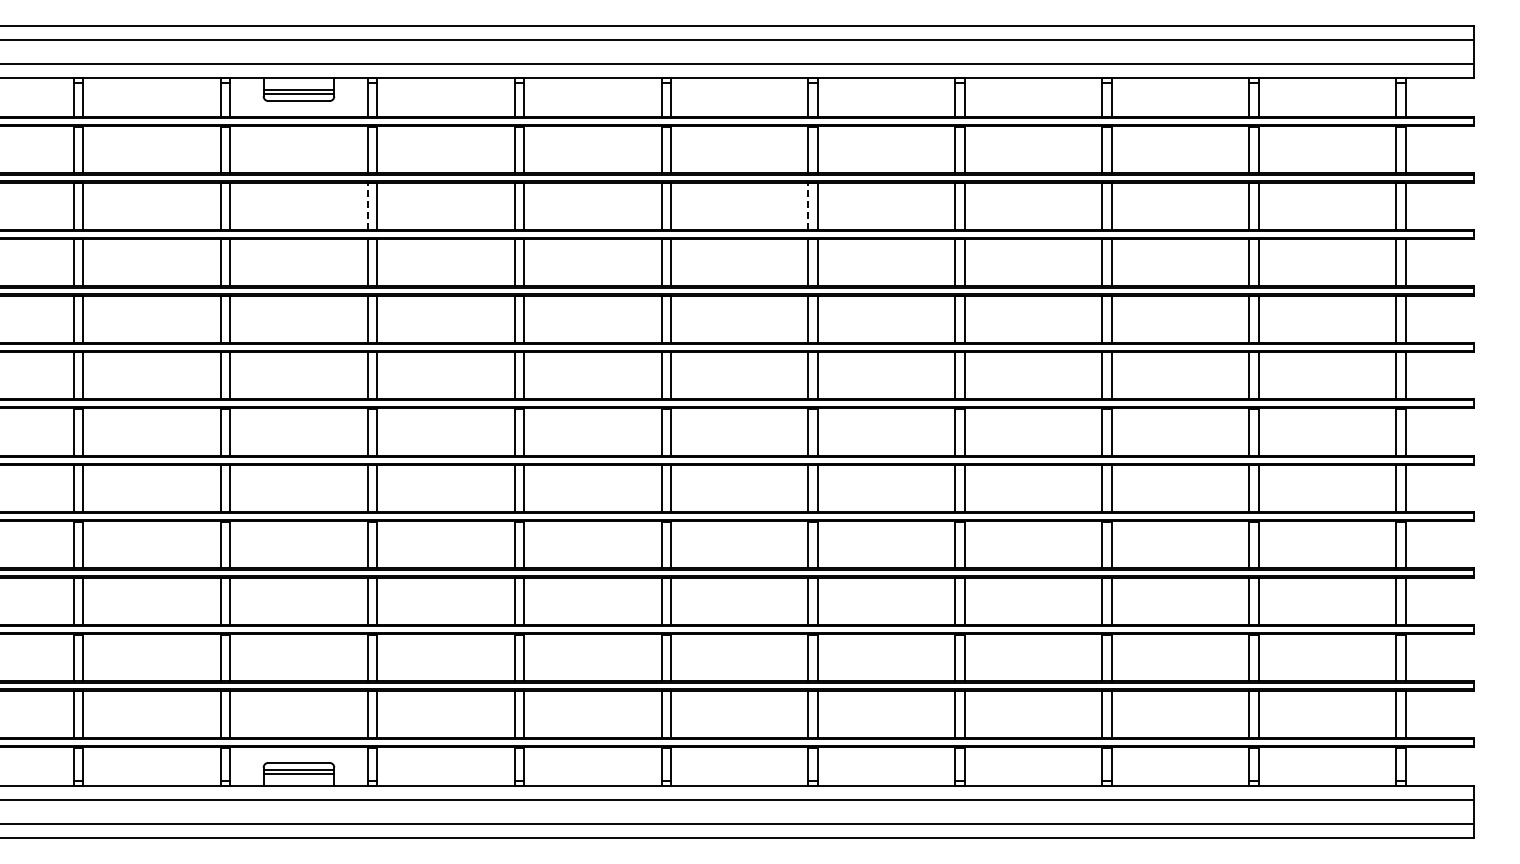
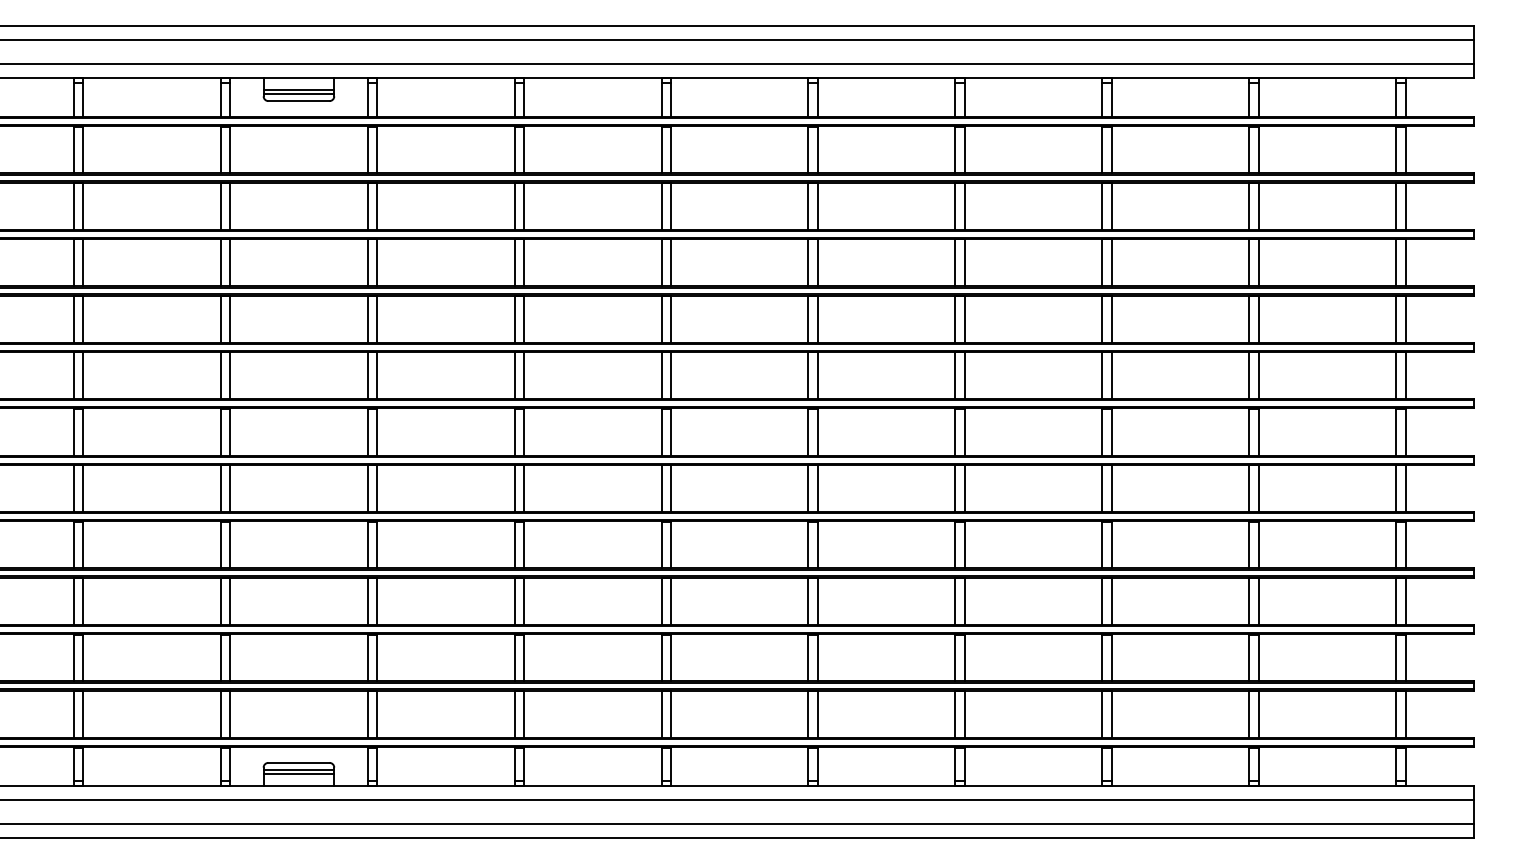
line: dashed -> solid (367, 205)
line: dashed -> solid (808, 205)
